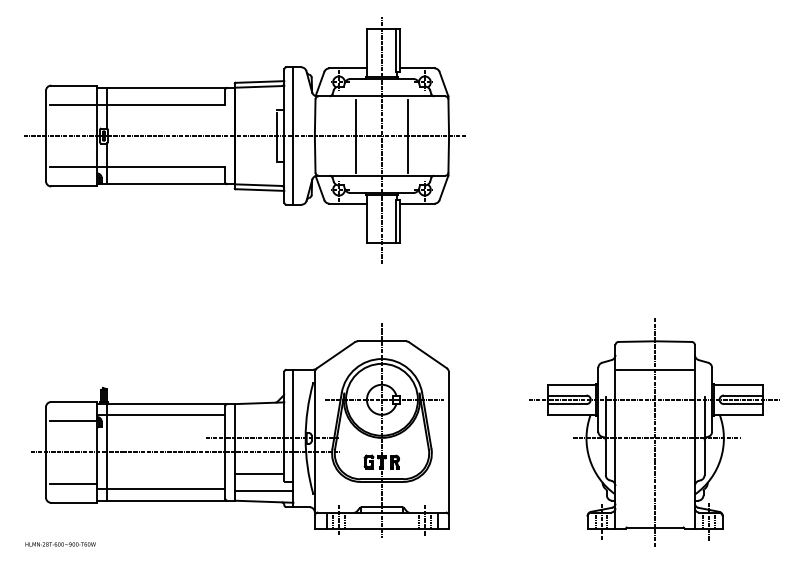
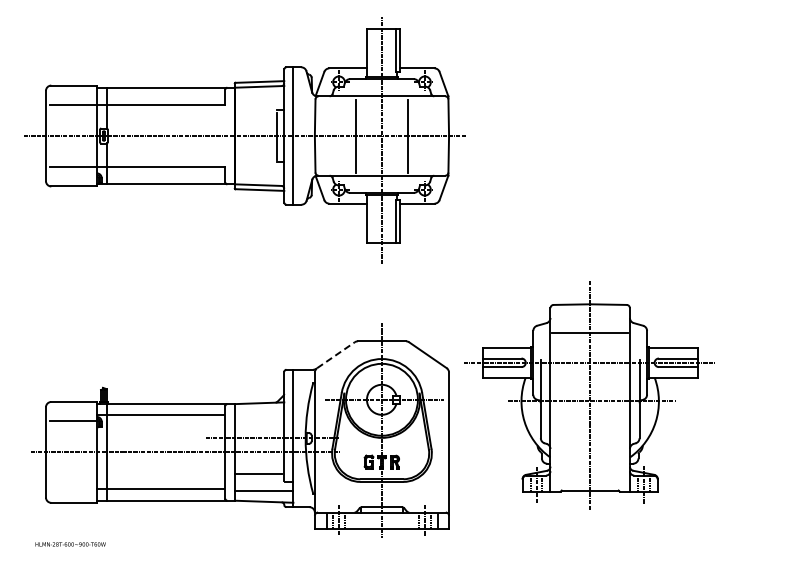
line: solid -> dashed (336, 355)
part position: (654, 432) -> (589, 395) (589, 395)
line: present -> none (72, 483)
text position: (60, 544) -> (70, 544) (70, 544)
